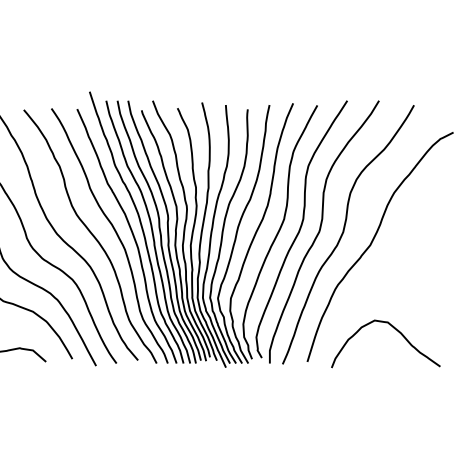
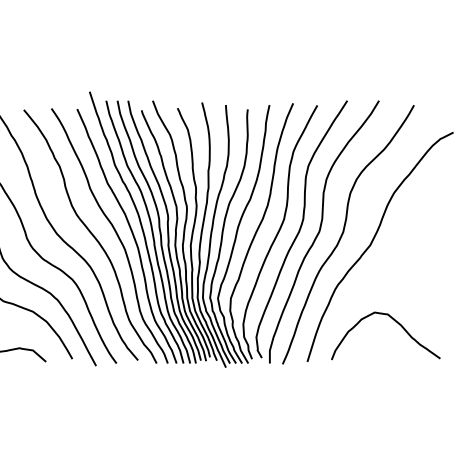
curve position: (394, 329) -> (394, 321) (394, 321)
